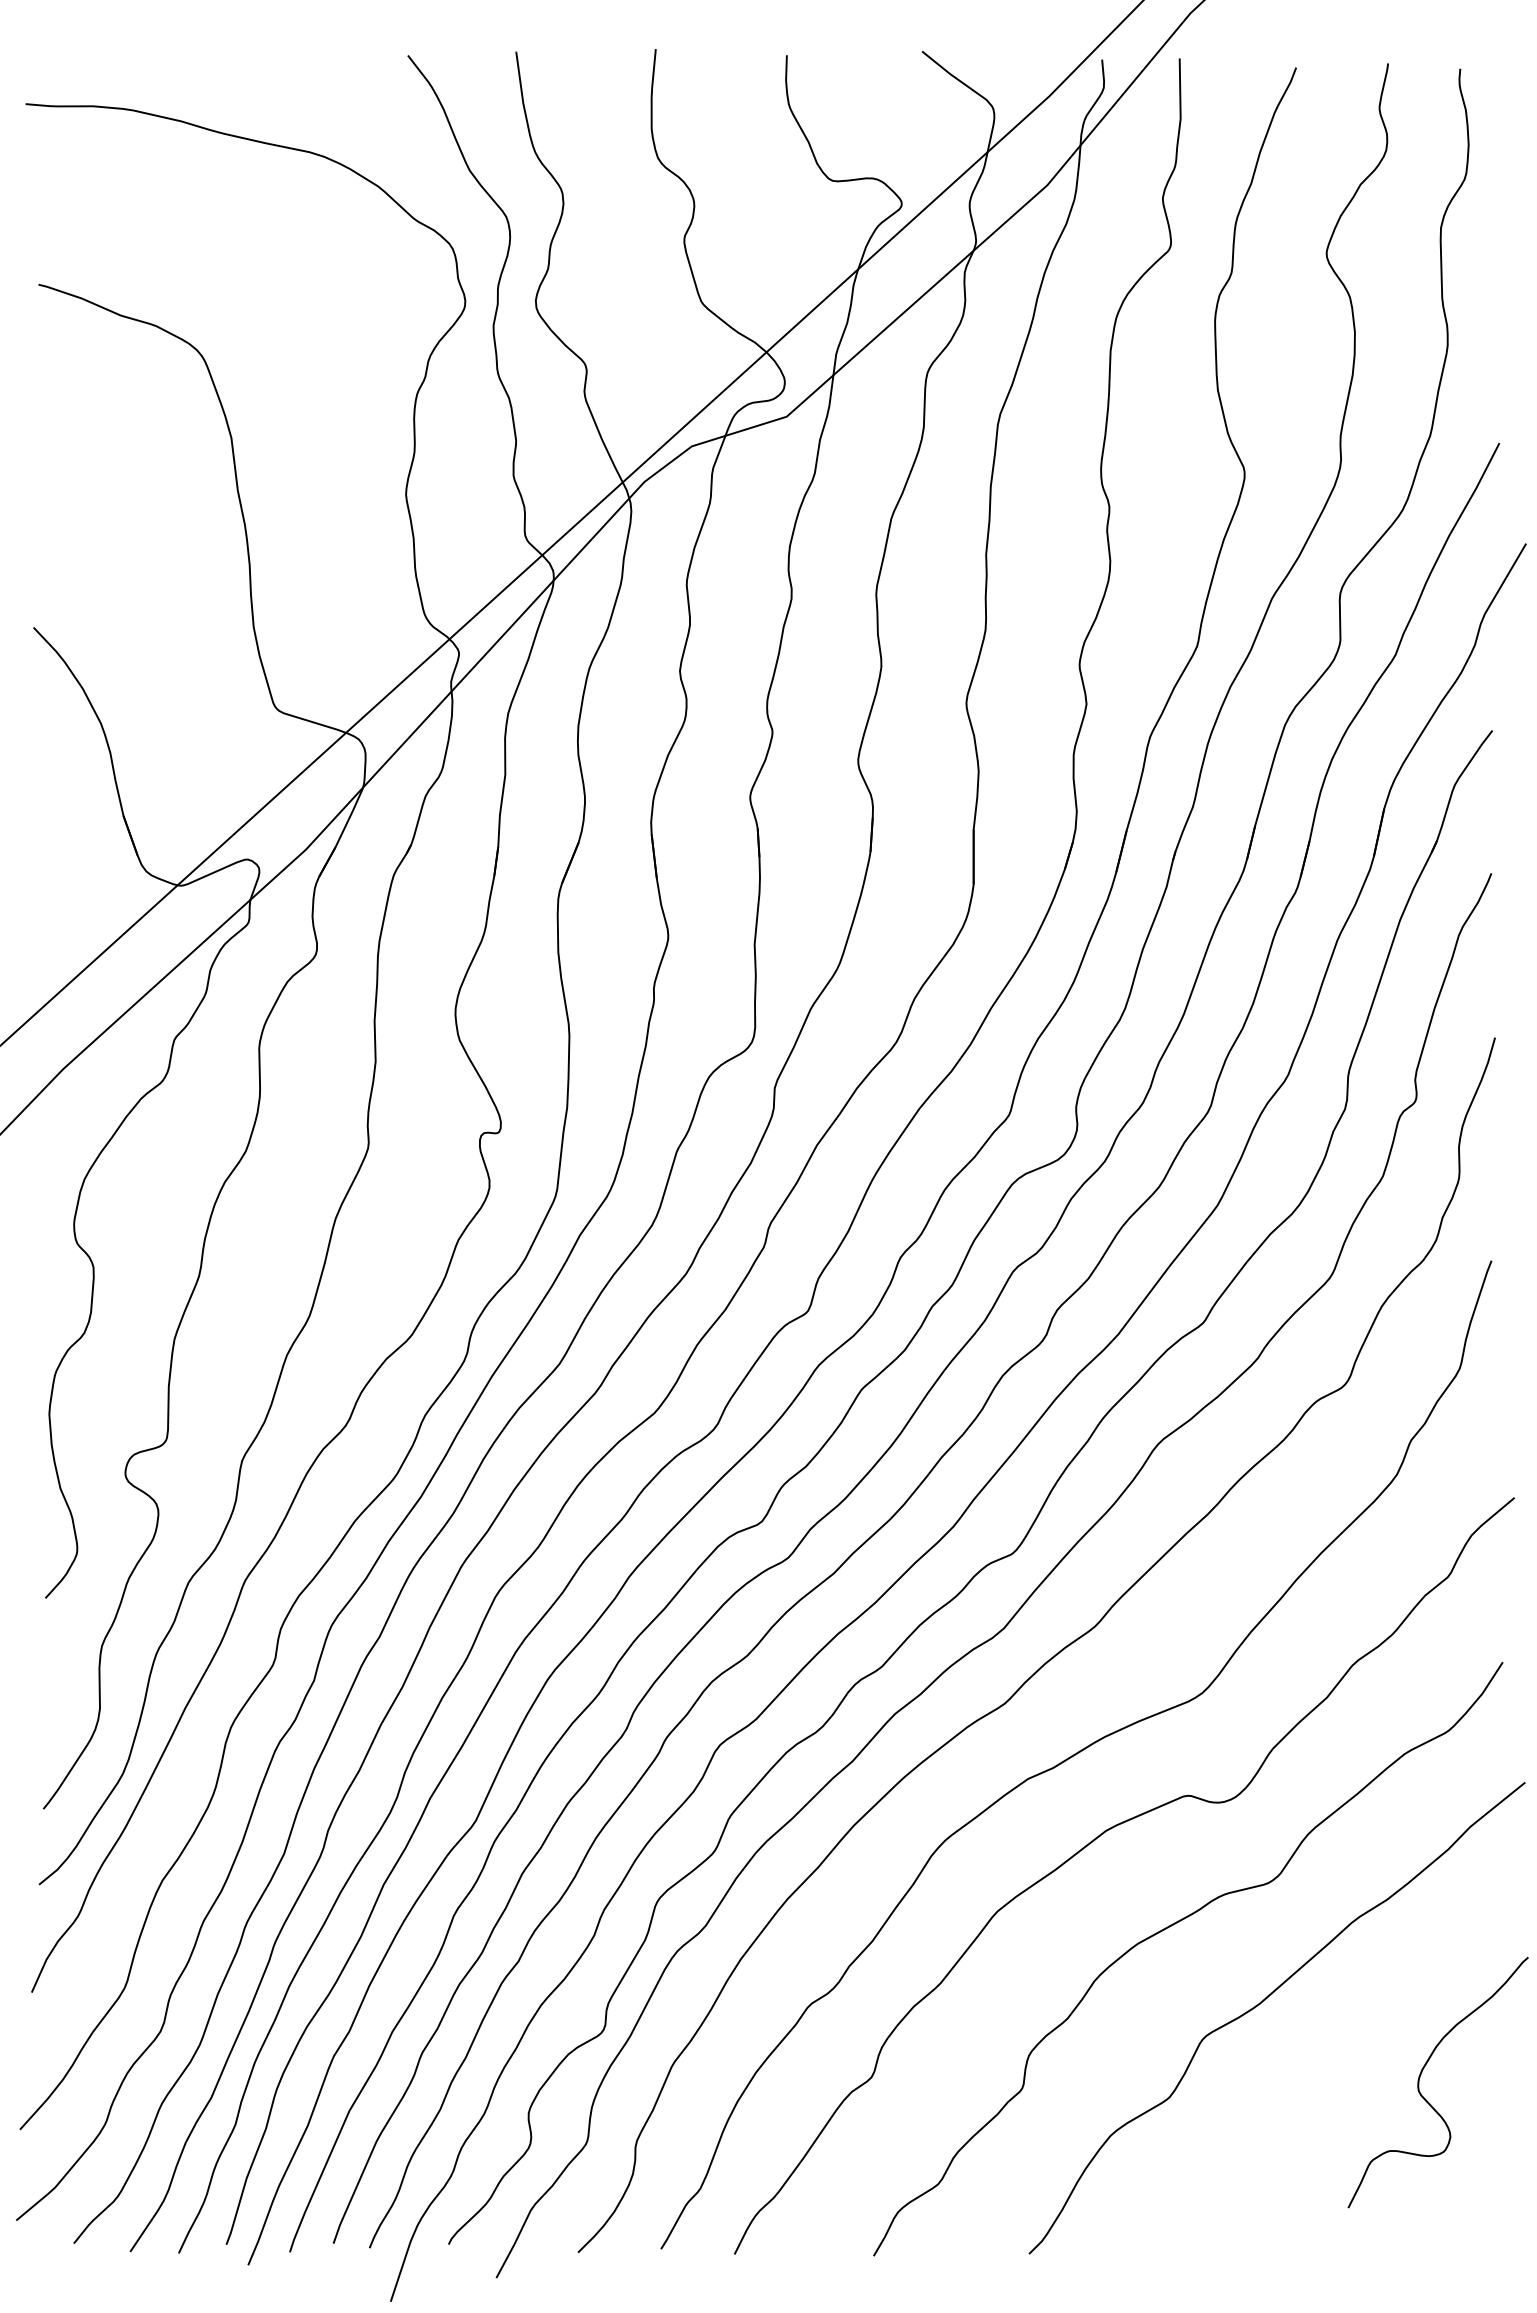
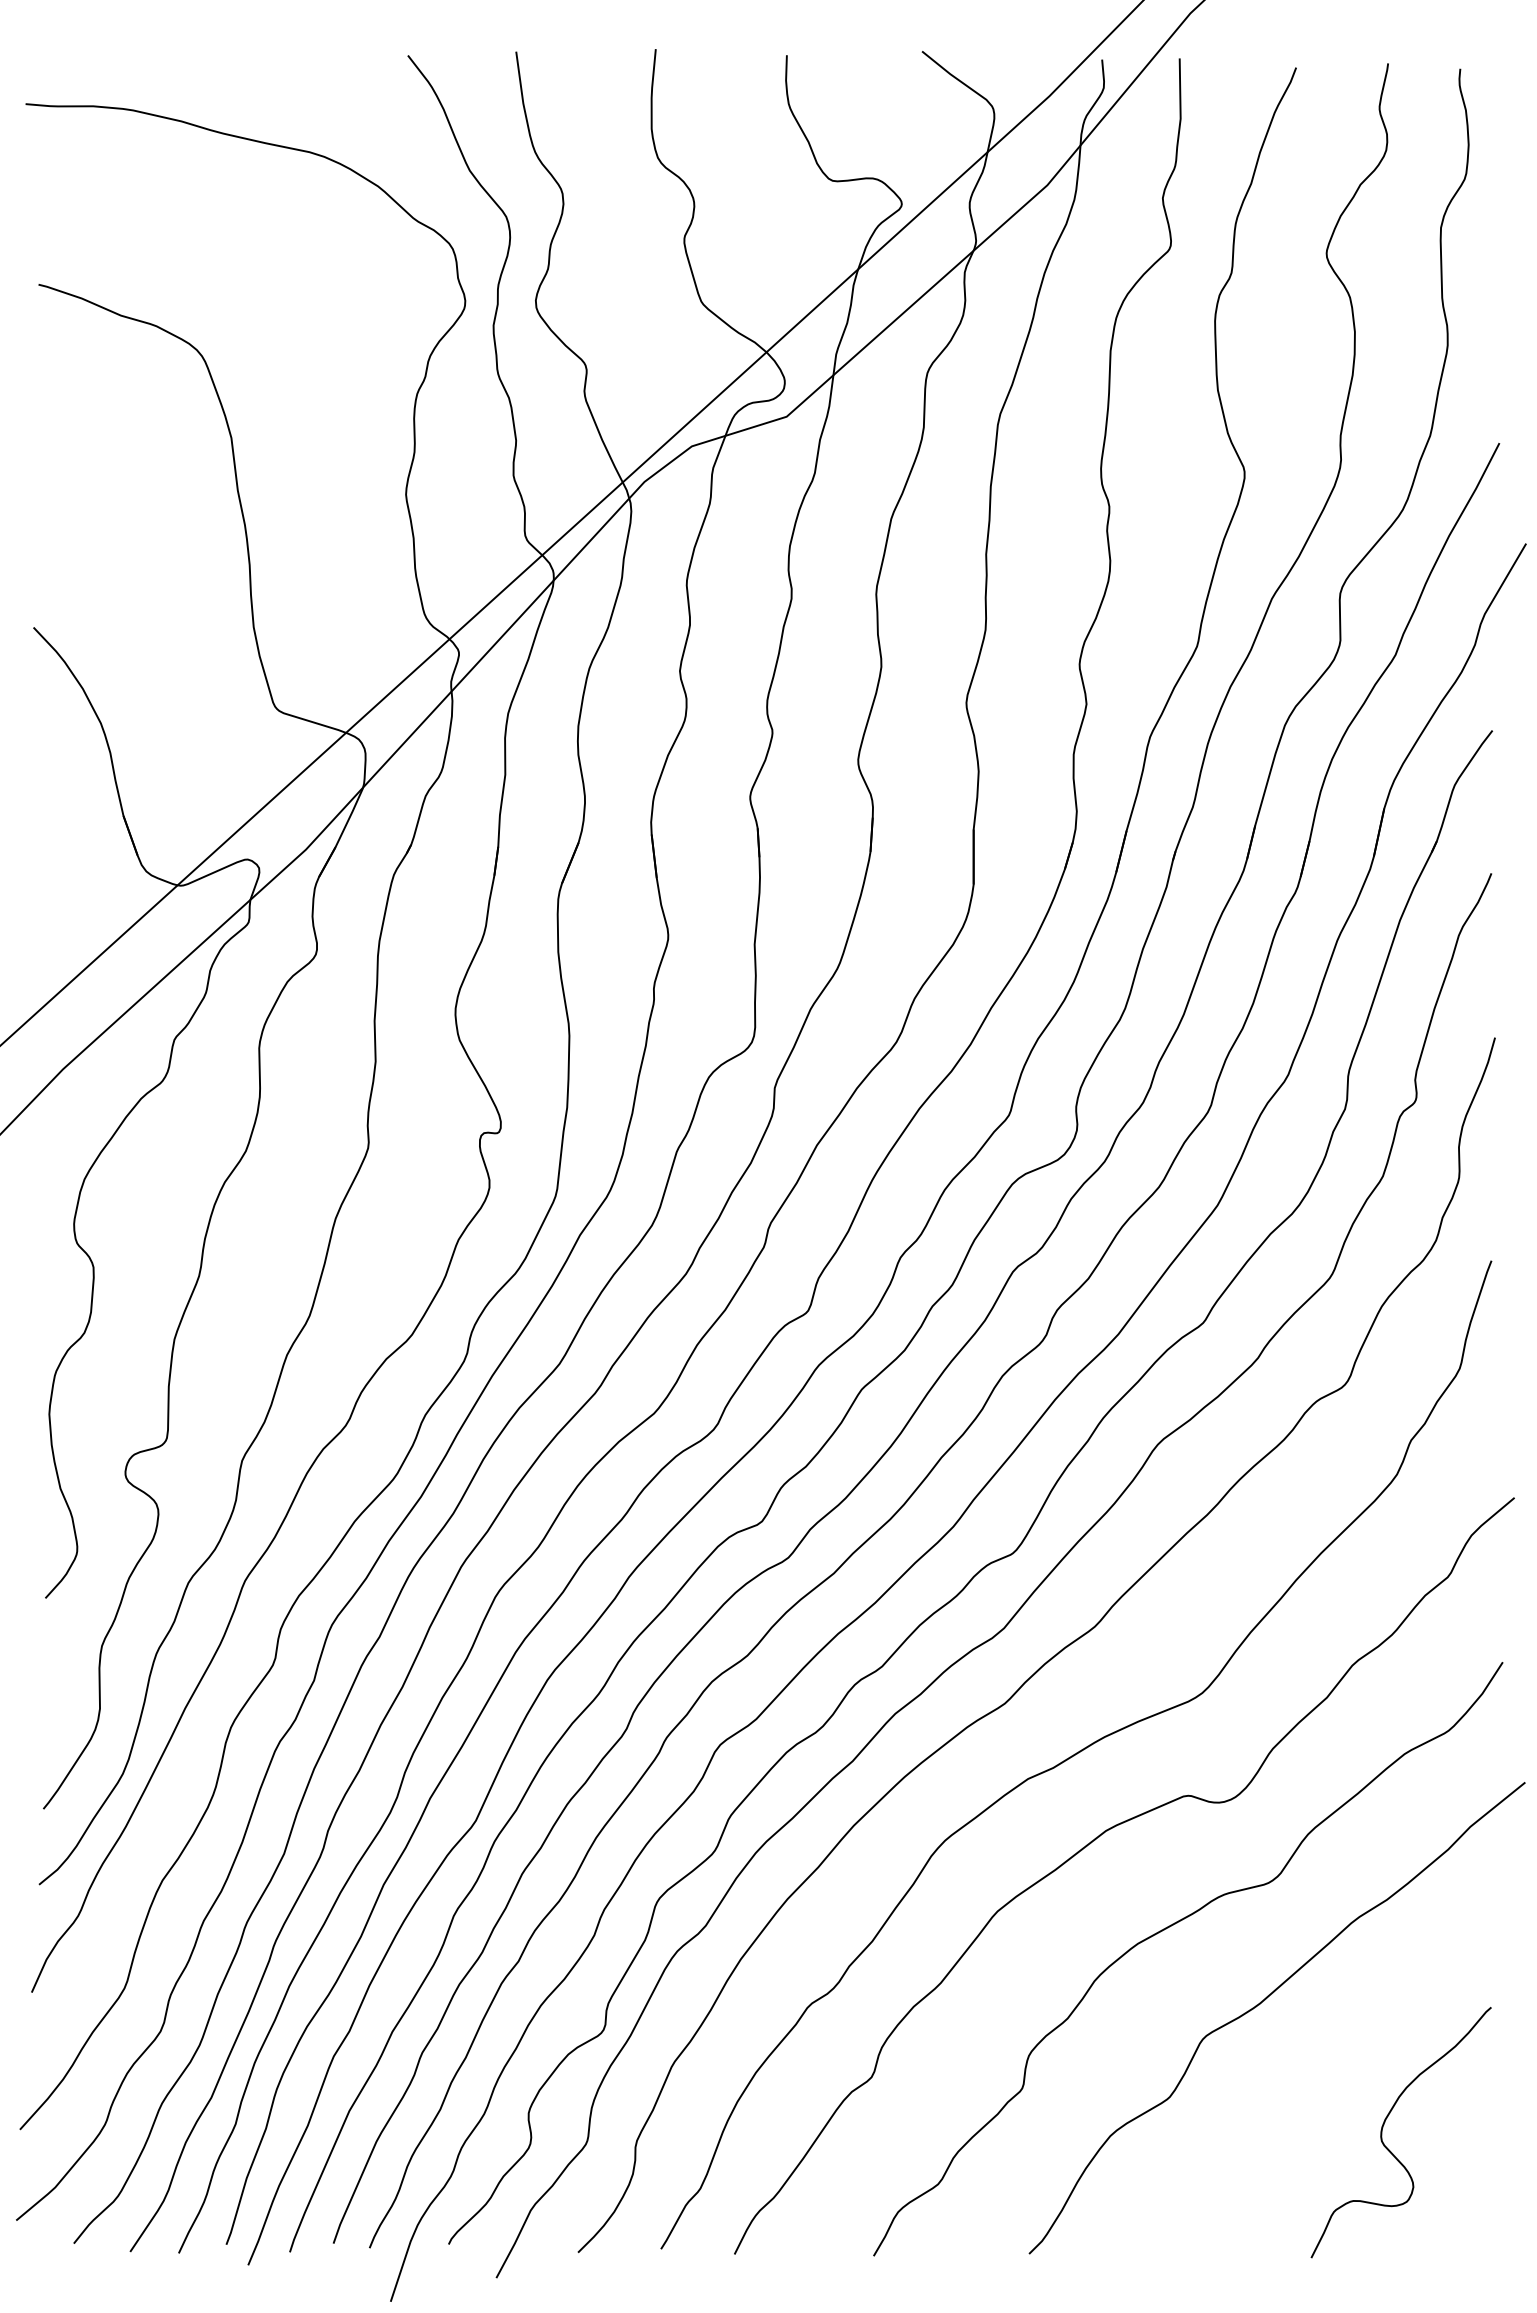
curve position: (1420, 2077) -> (1383, 2127) (1383, 2127)
